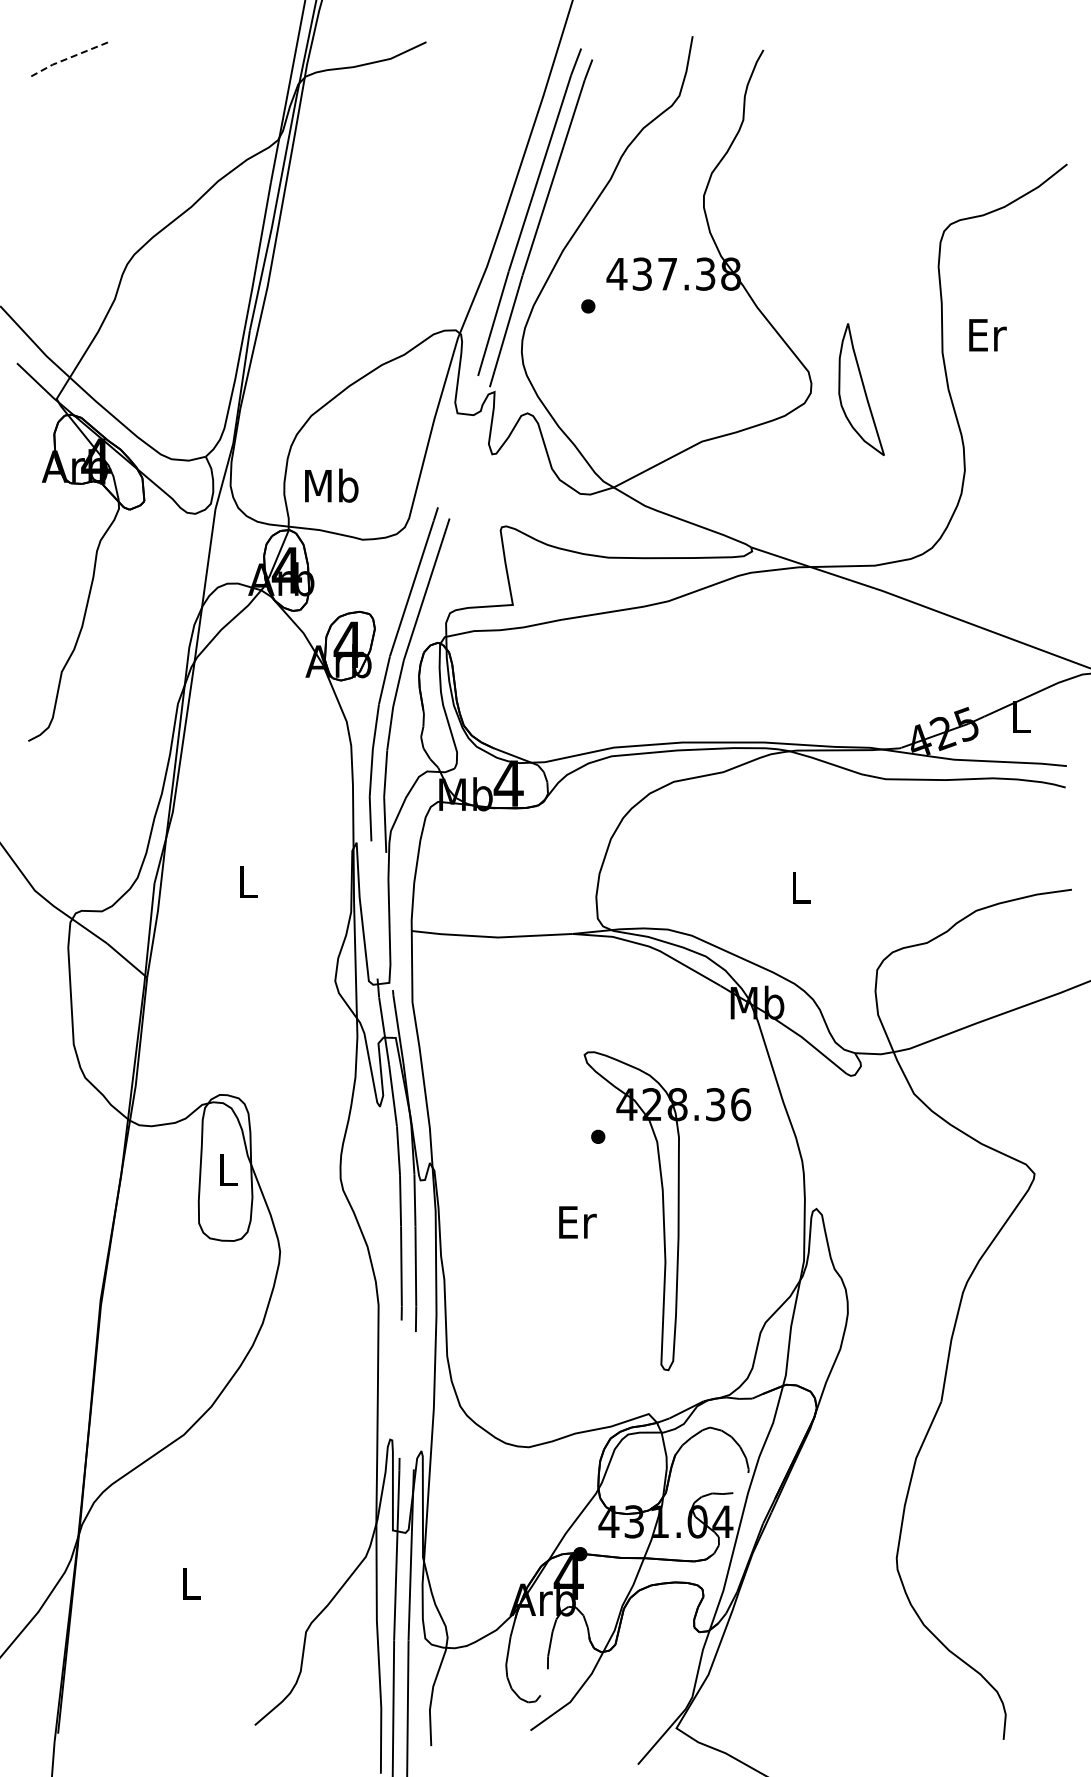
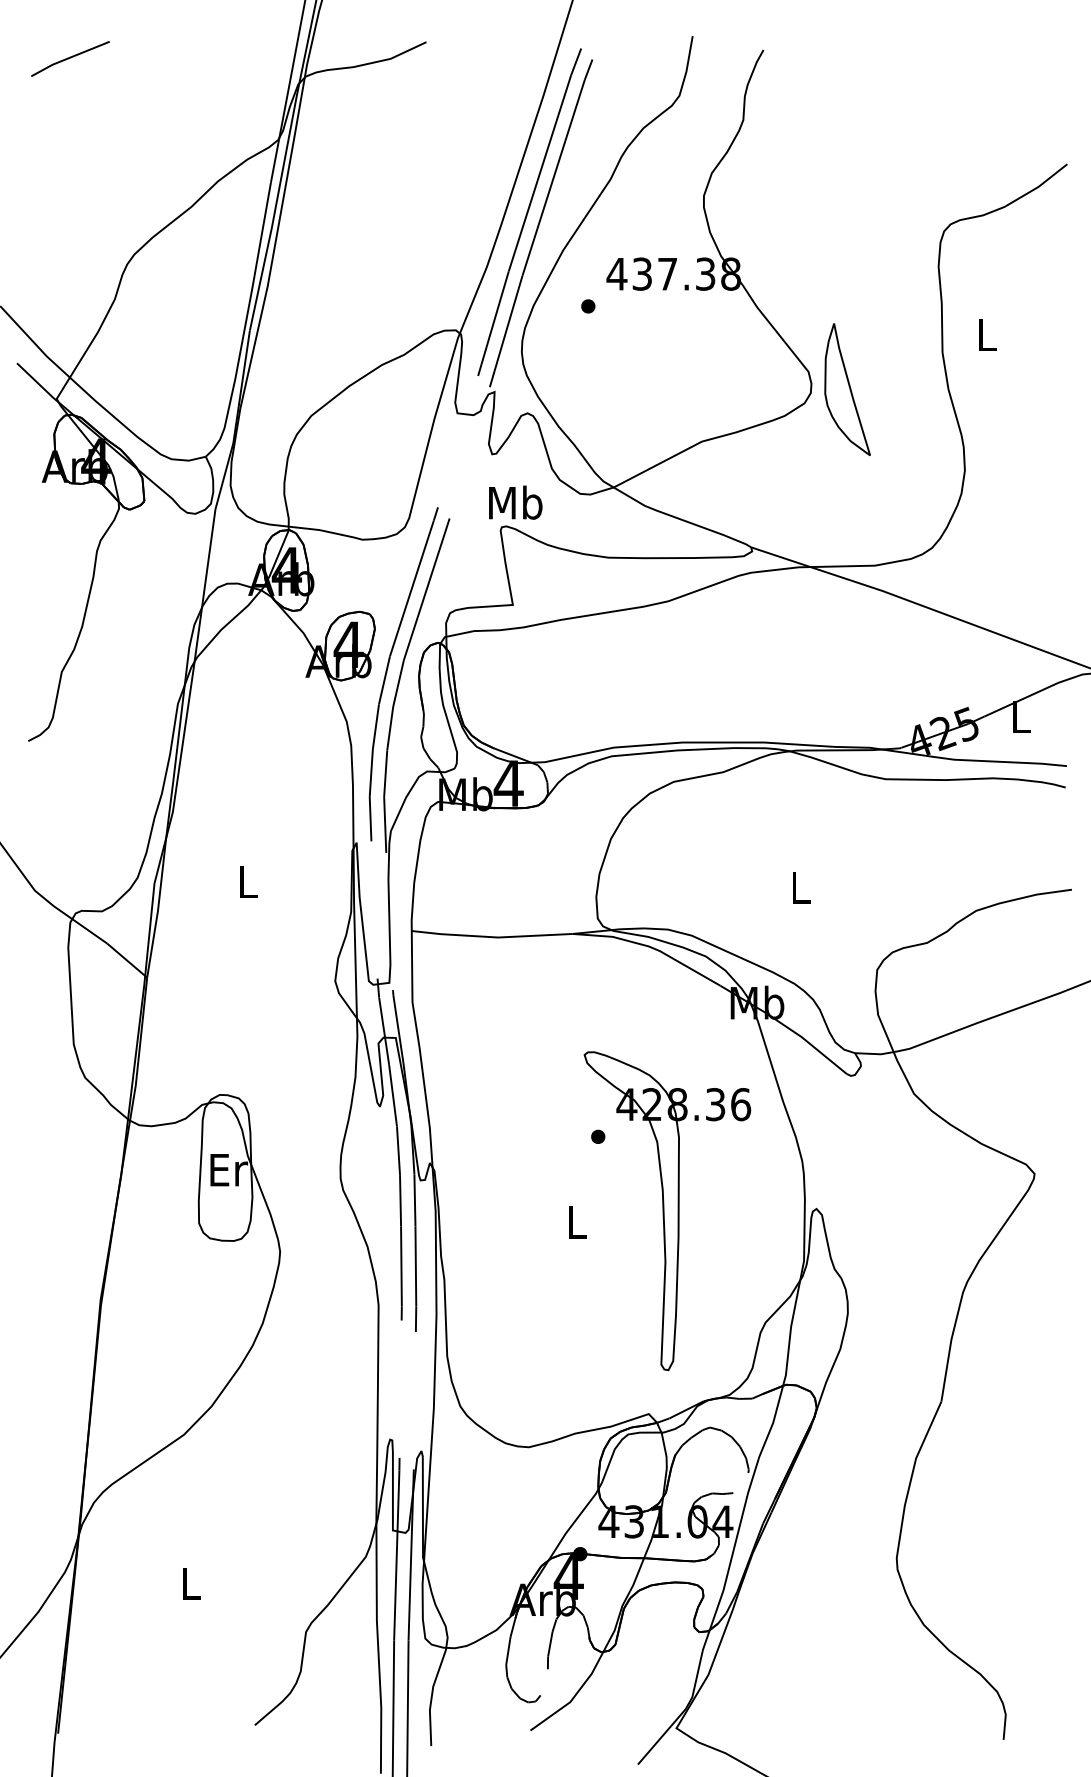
line: dashed -> solid (69, 58)
text: Er -> L (987, 335)
part position: (861, 389) -> (847, 389) (847, 389)
text position: (331, 485) -> (515, 502) (515, 502)
text: L -> Er (229, 1170)
text: Er -> L (577, 1222)
